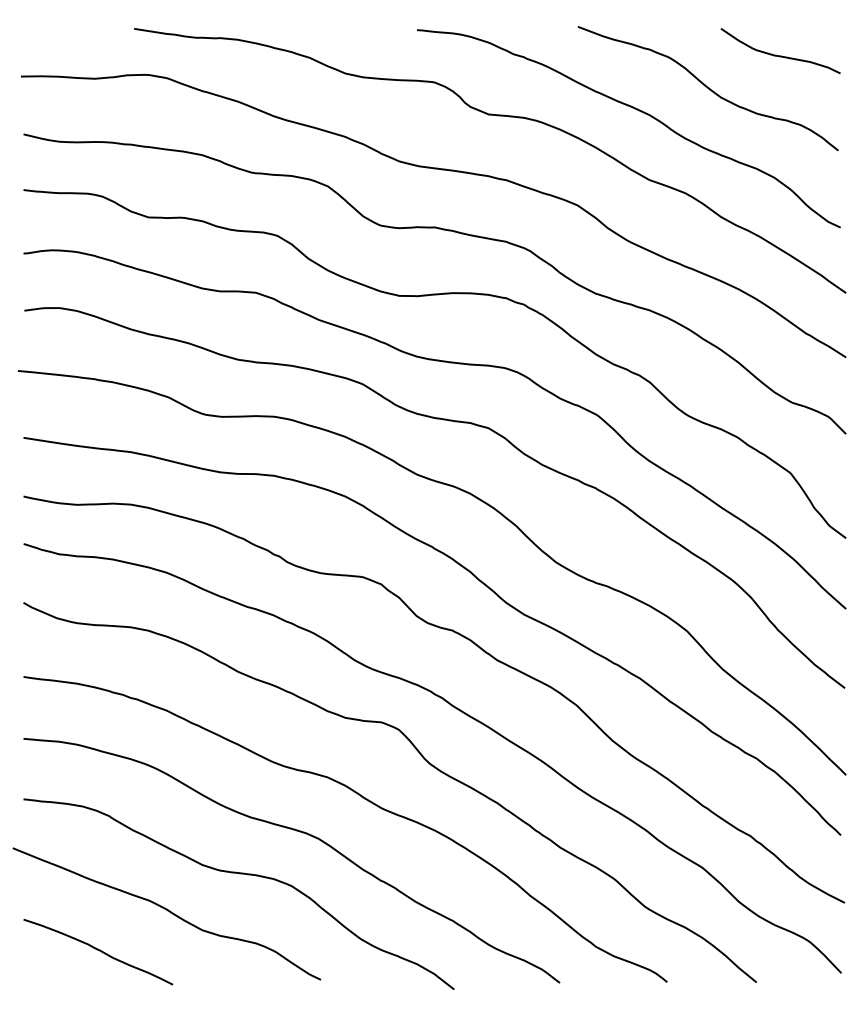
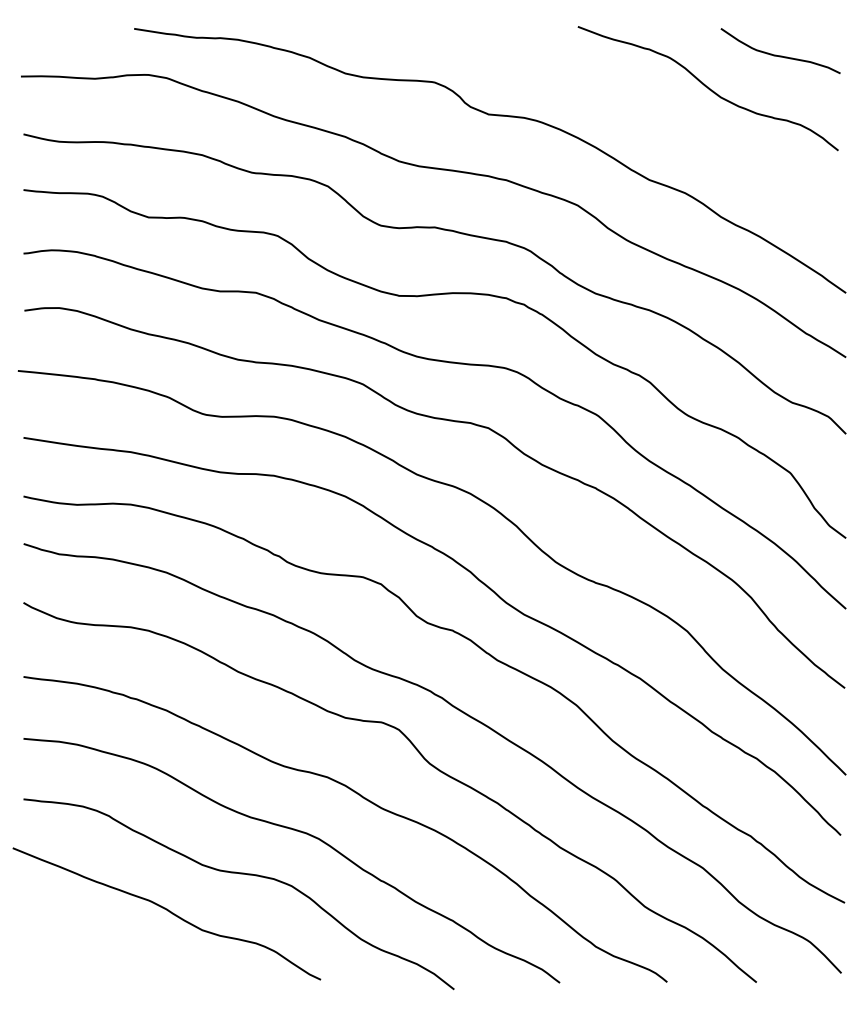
curve: present -> none (636, 110)
curve: present -> none (98, 950)
